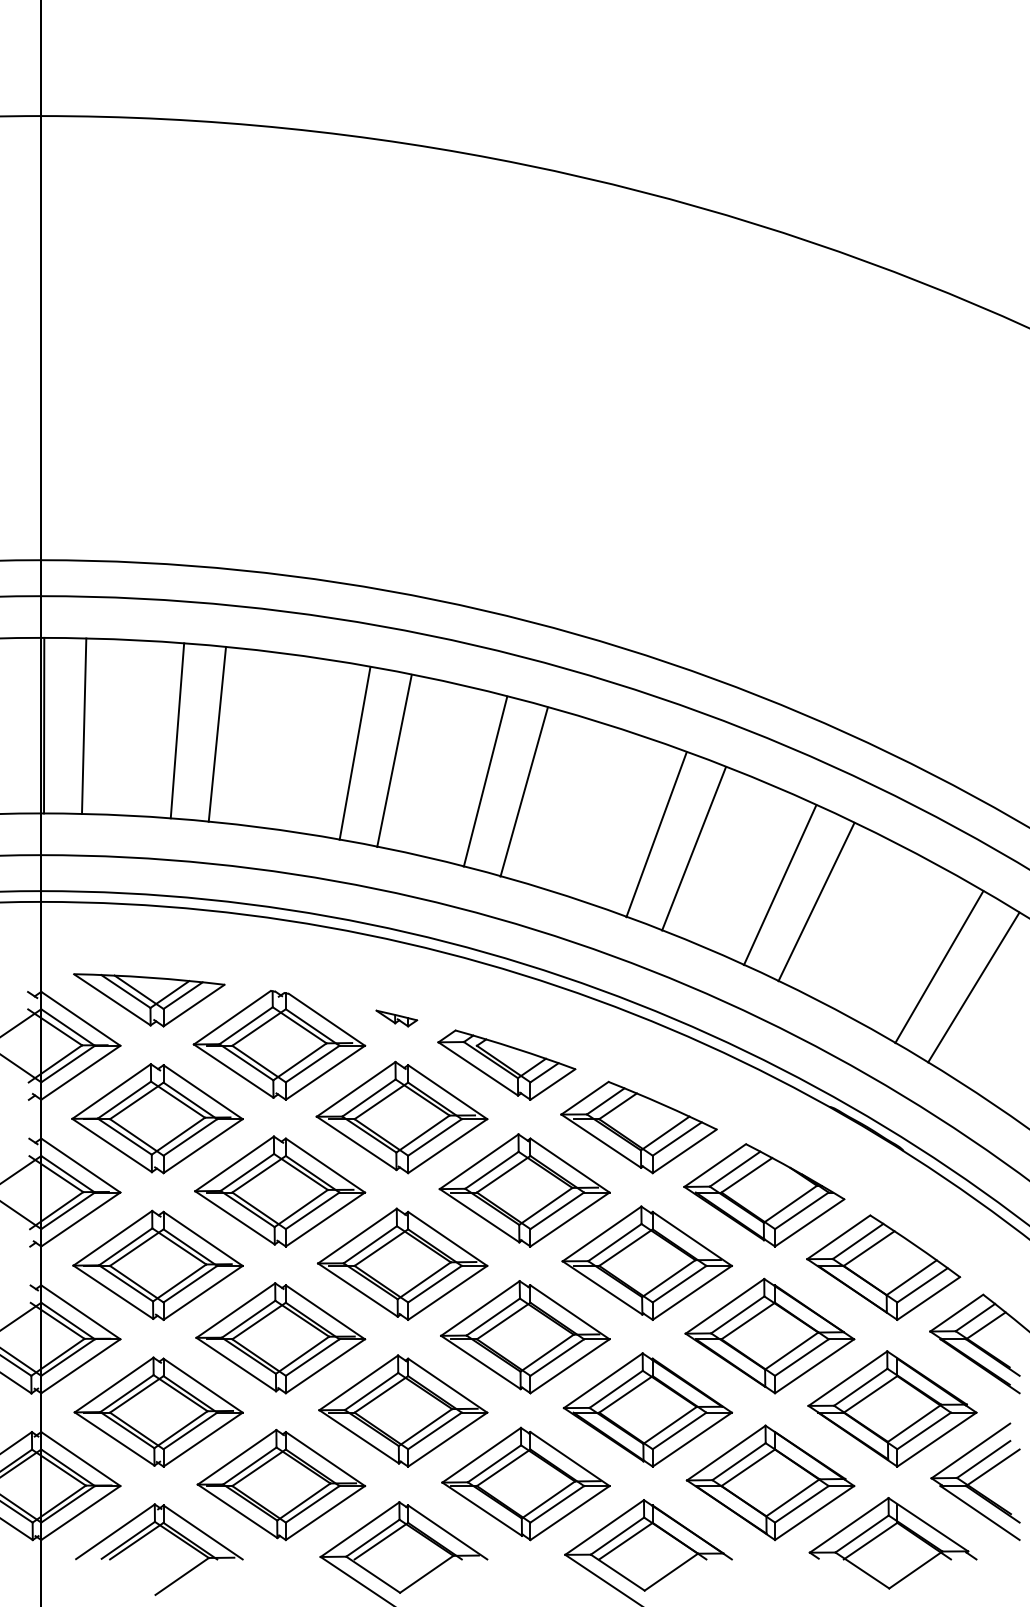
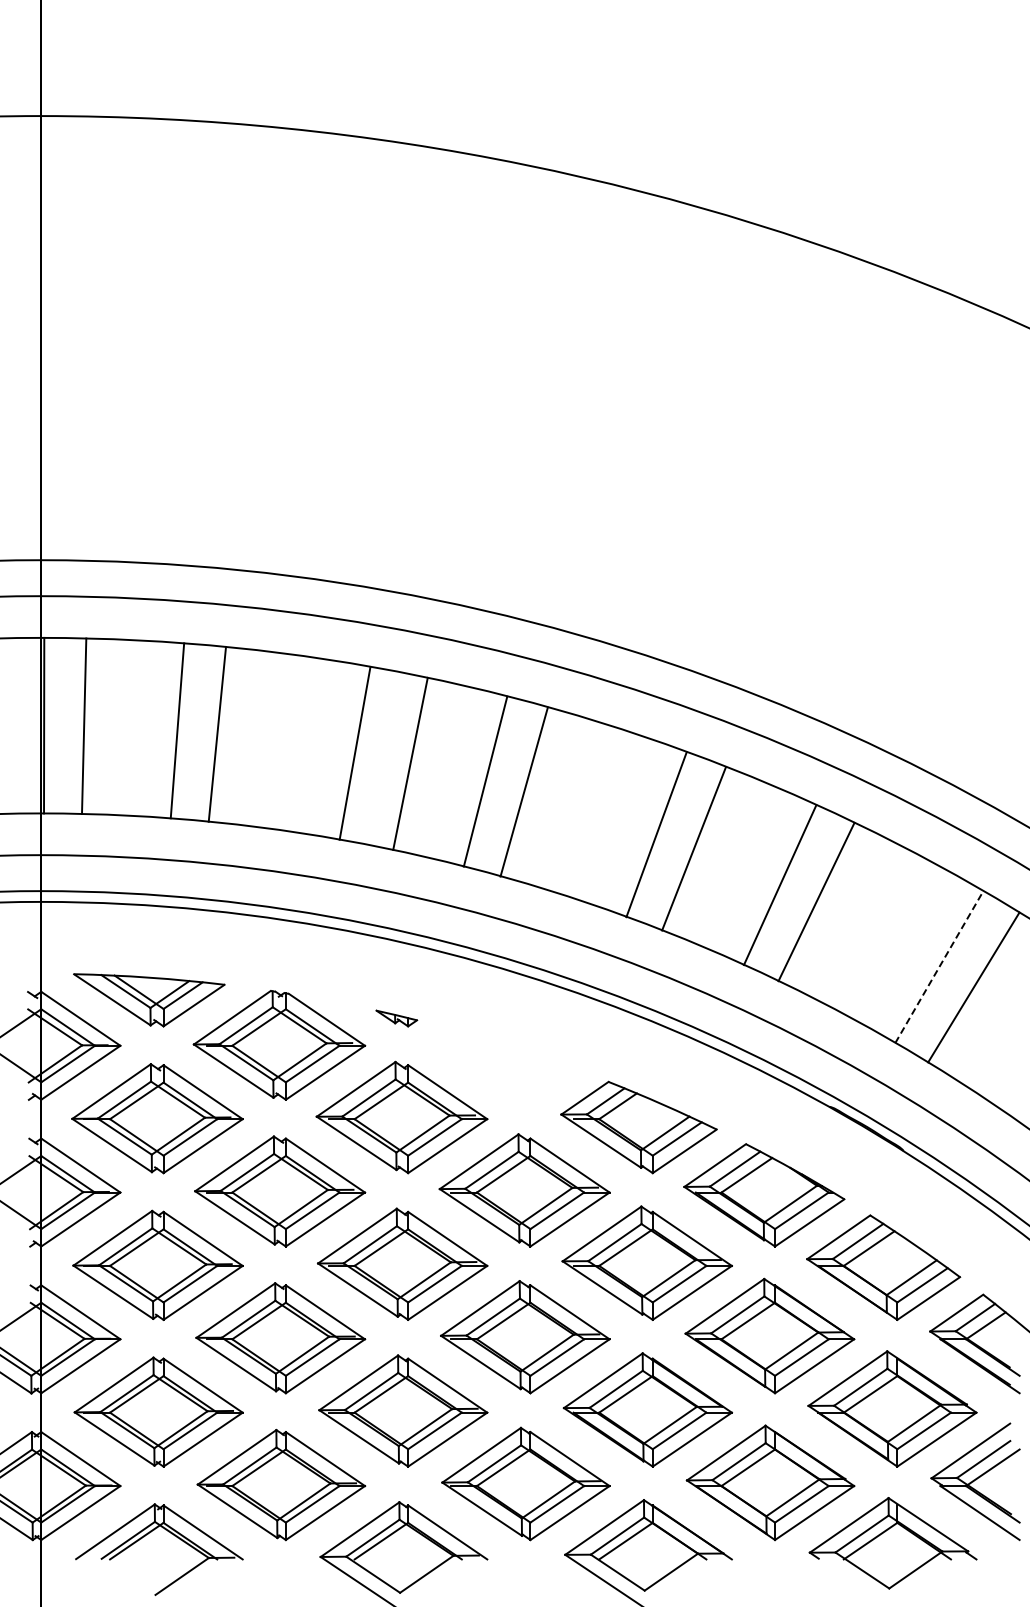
line position: (394, 760) -> (410, 763) (410, 763)
line: solid -> dashed (939, 967)
part: present -> none (506, 1064)
